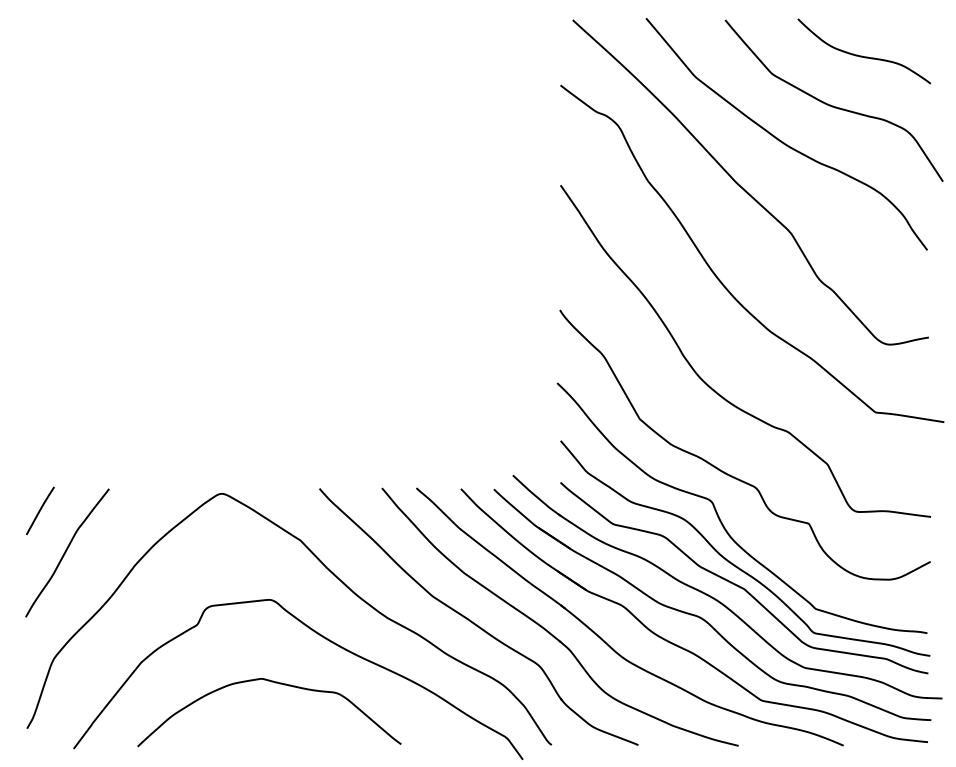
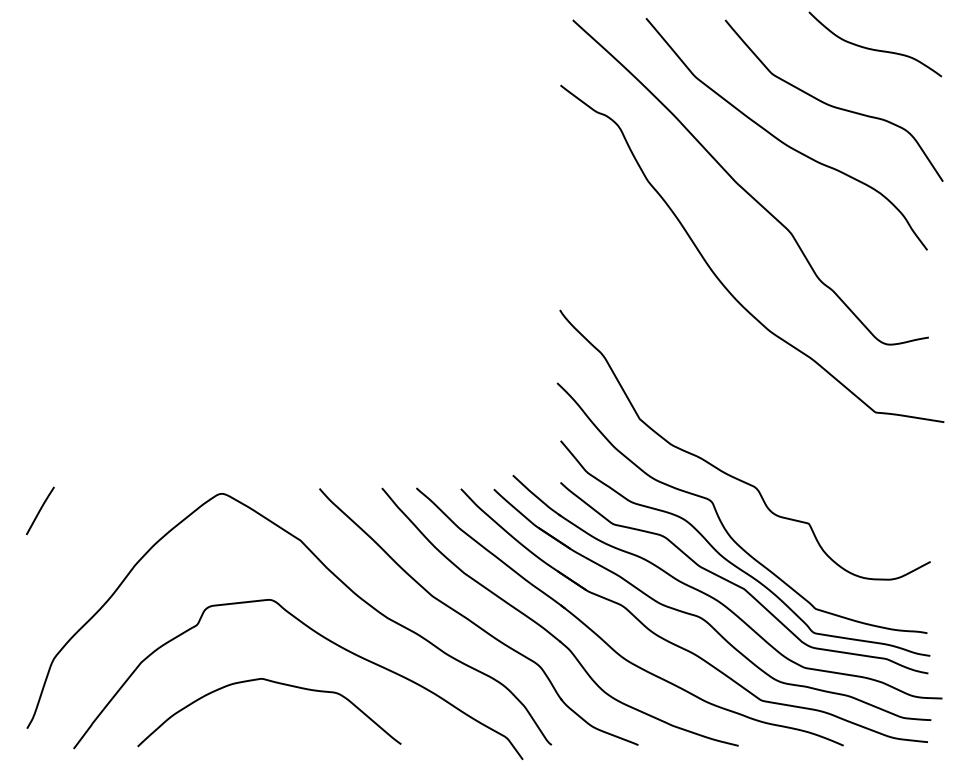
curve position: (862, 55) -> (873, 48) (873, 48)
curve: present -> none (714, 389)
curve: present -> none (66, 552)
